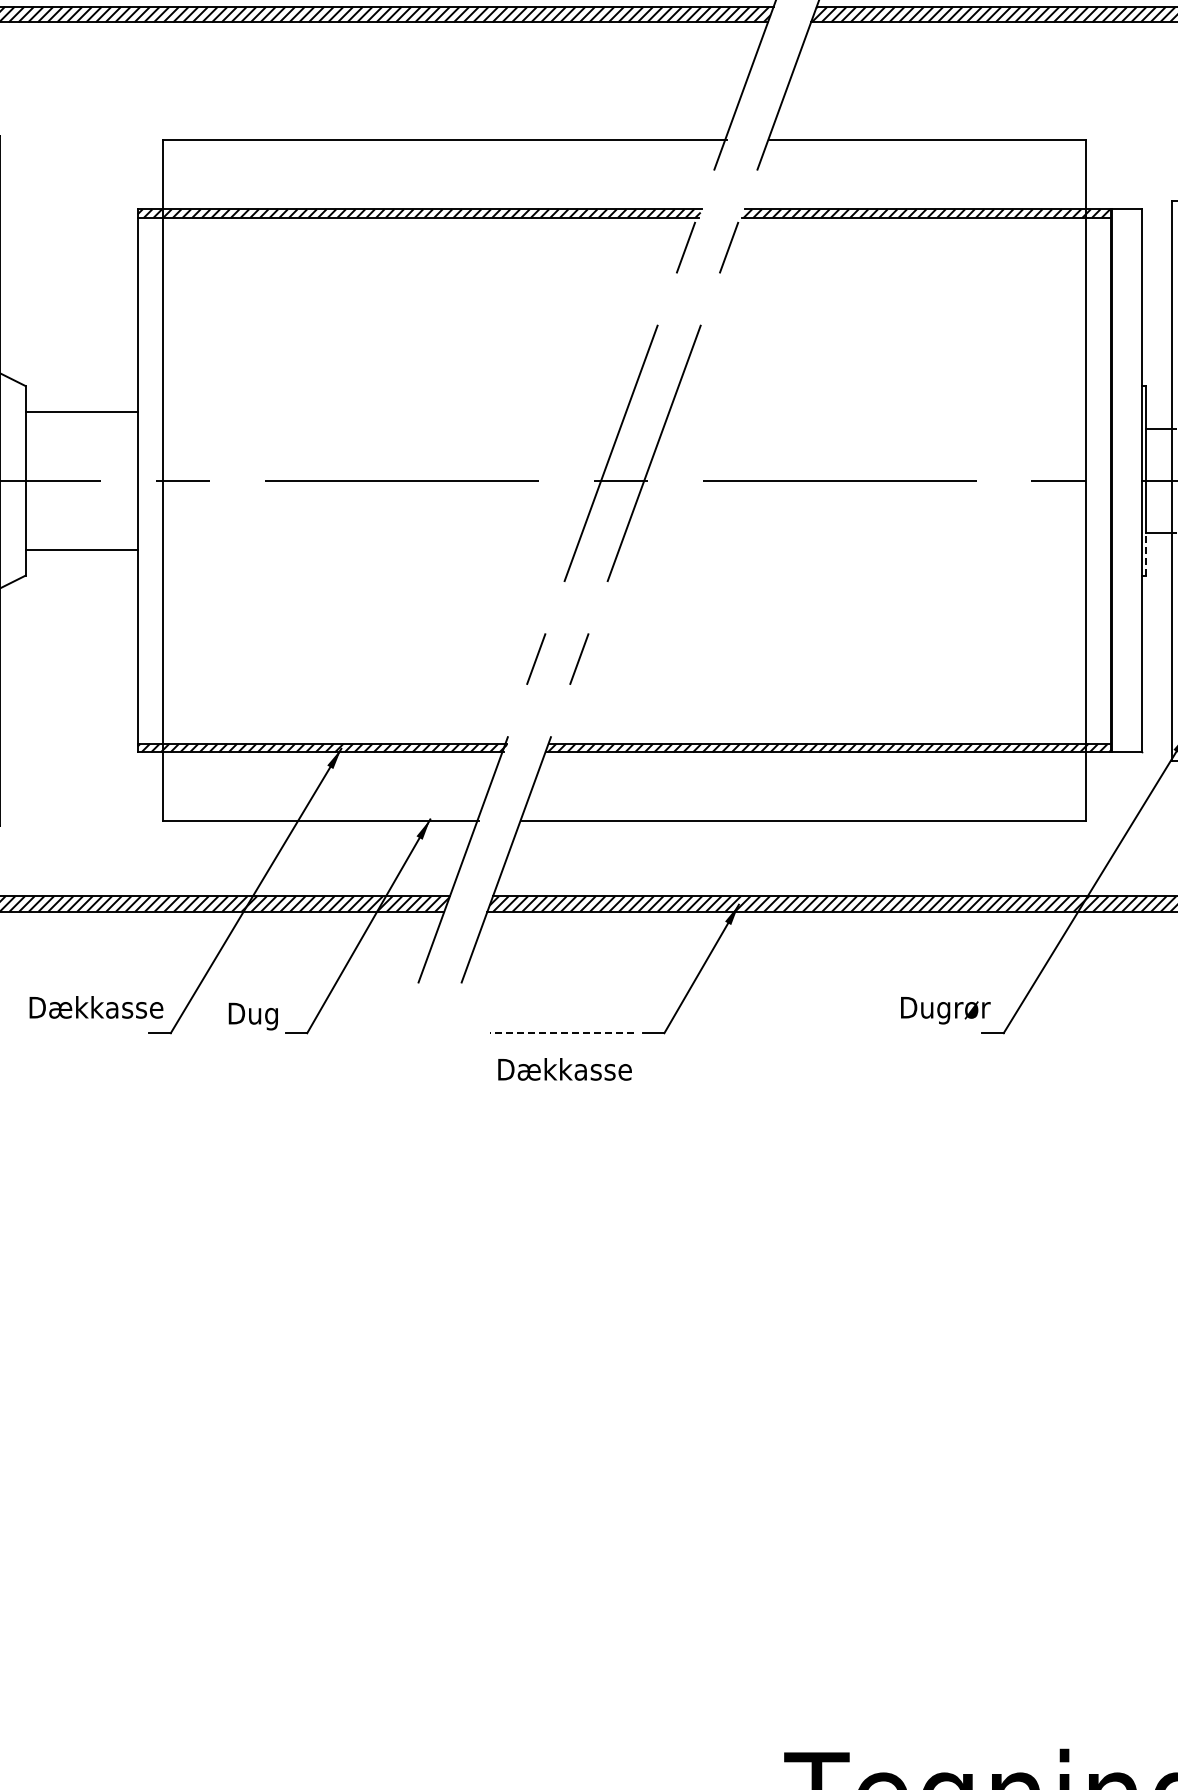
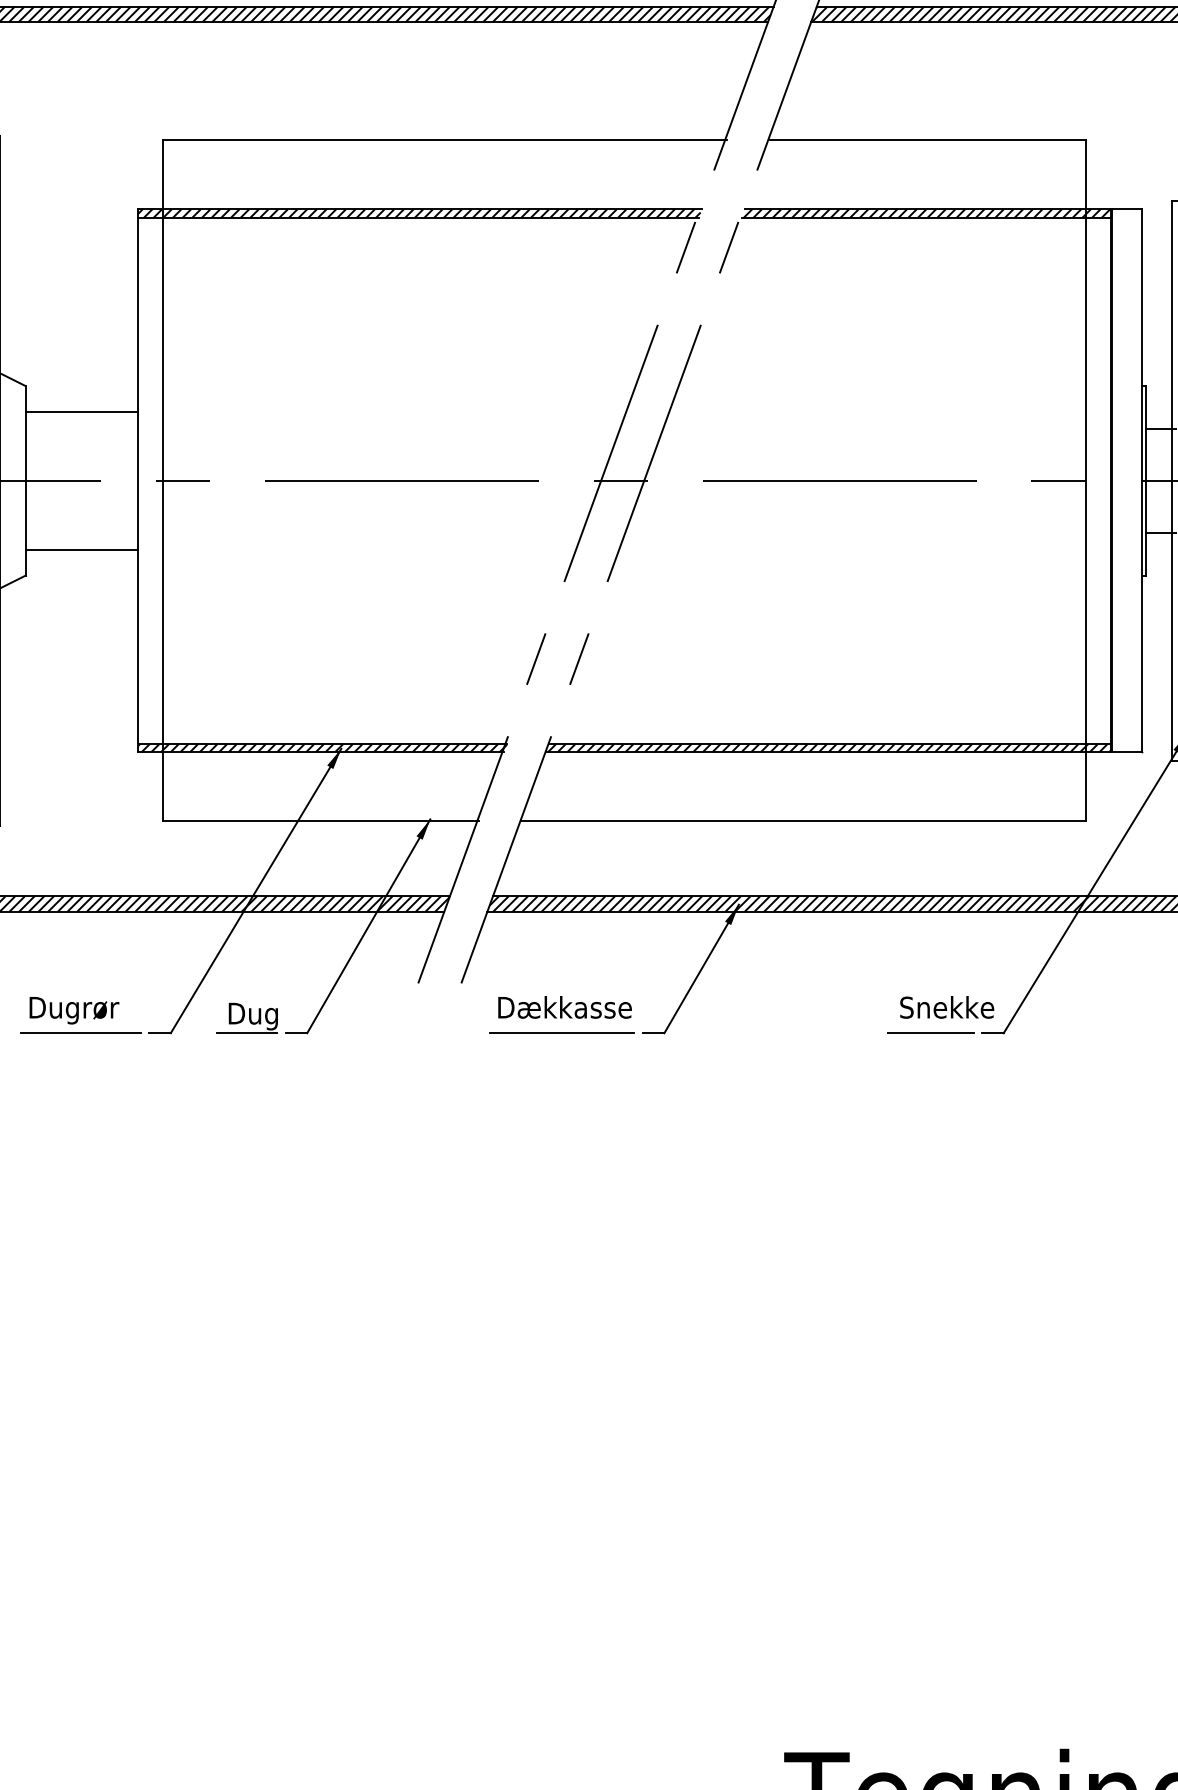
line: dashed -> solid (1146, 554)
text: Dækkasse -> Dugrør (106, 1010)
text: Dugrør -> Snekke (947, 1010)
line: none -> present (80, 1033)
line: none -> present (247, 1033)
line: dashed -> solid (562, 1033)
line: none -> present (930, 1033)
text position: (564, 1069) -> (564, 1007) (564, 1007)
